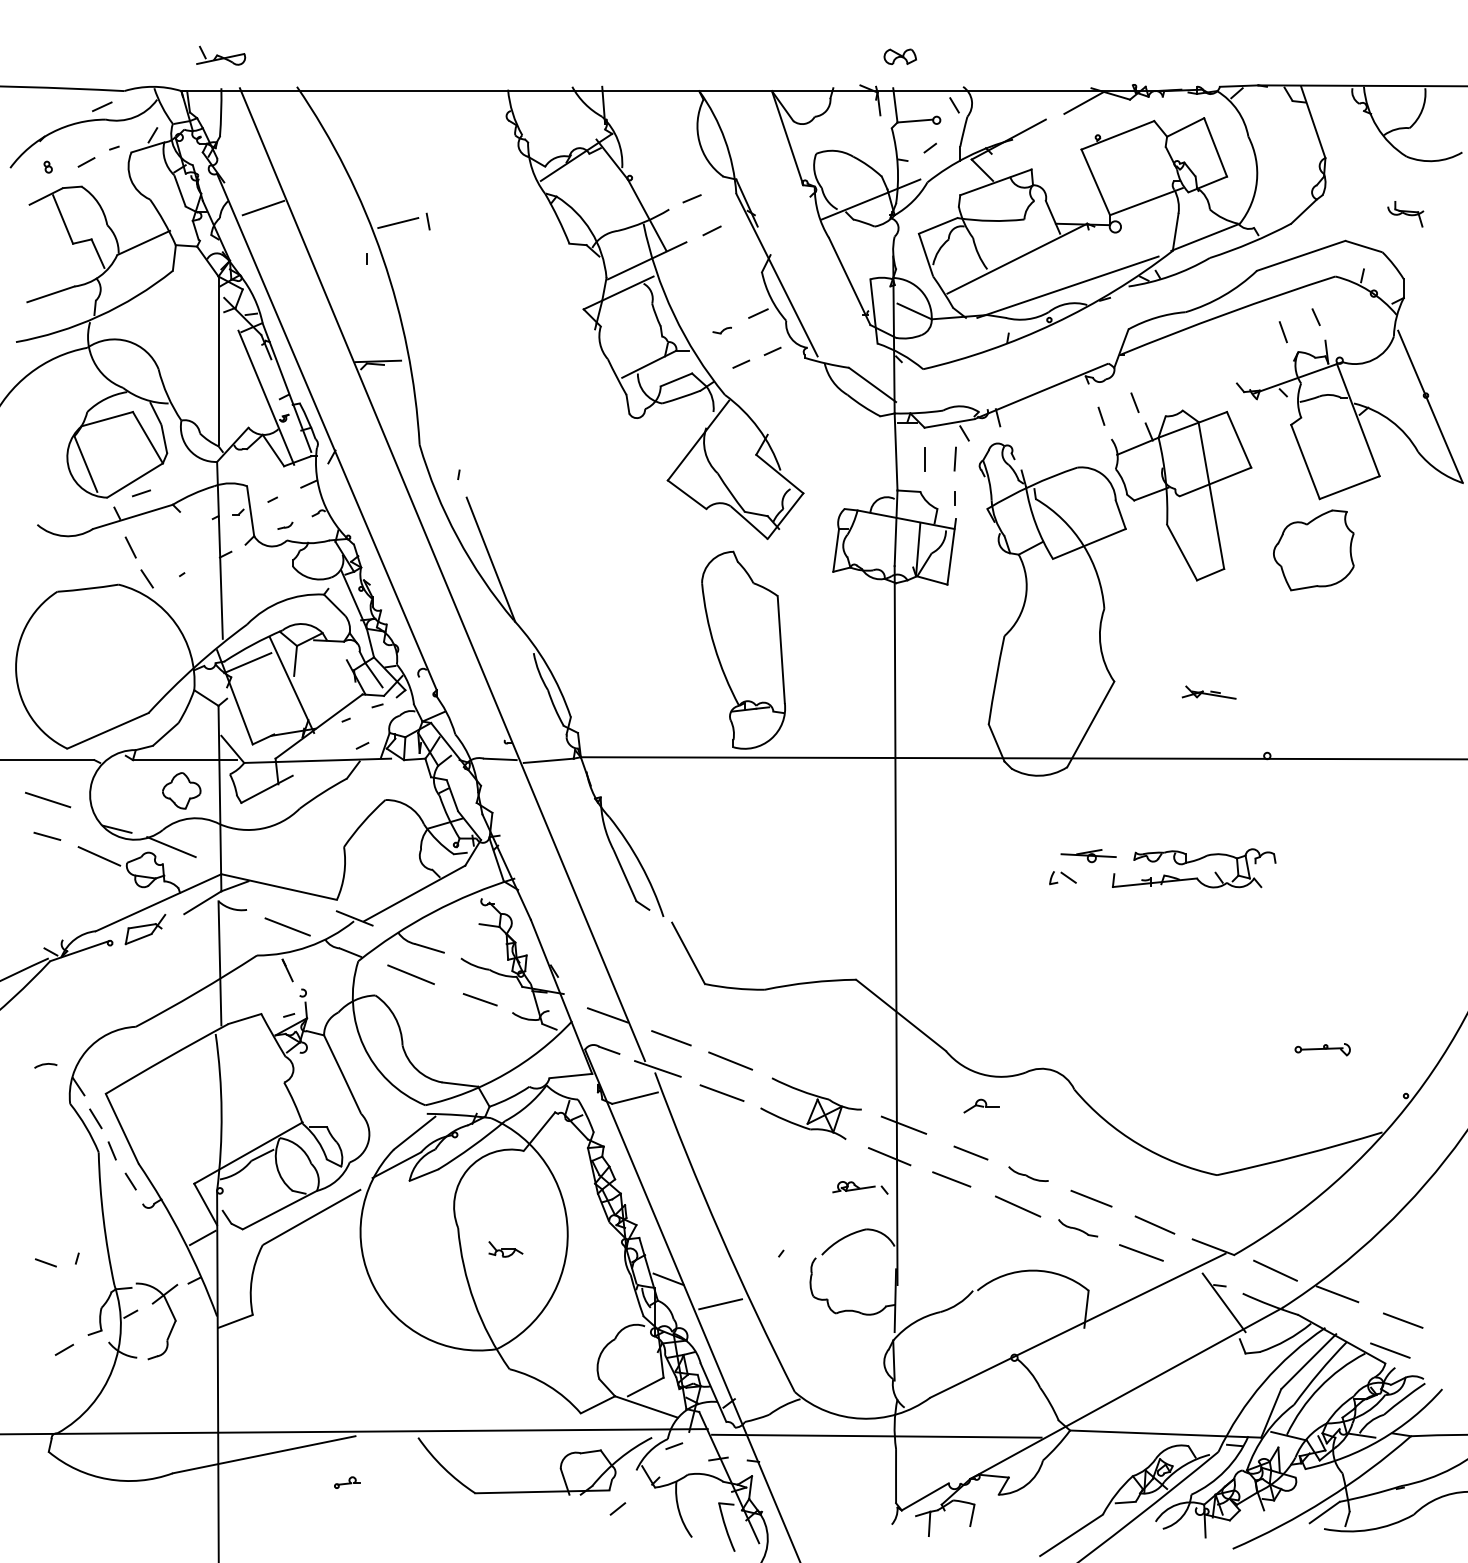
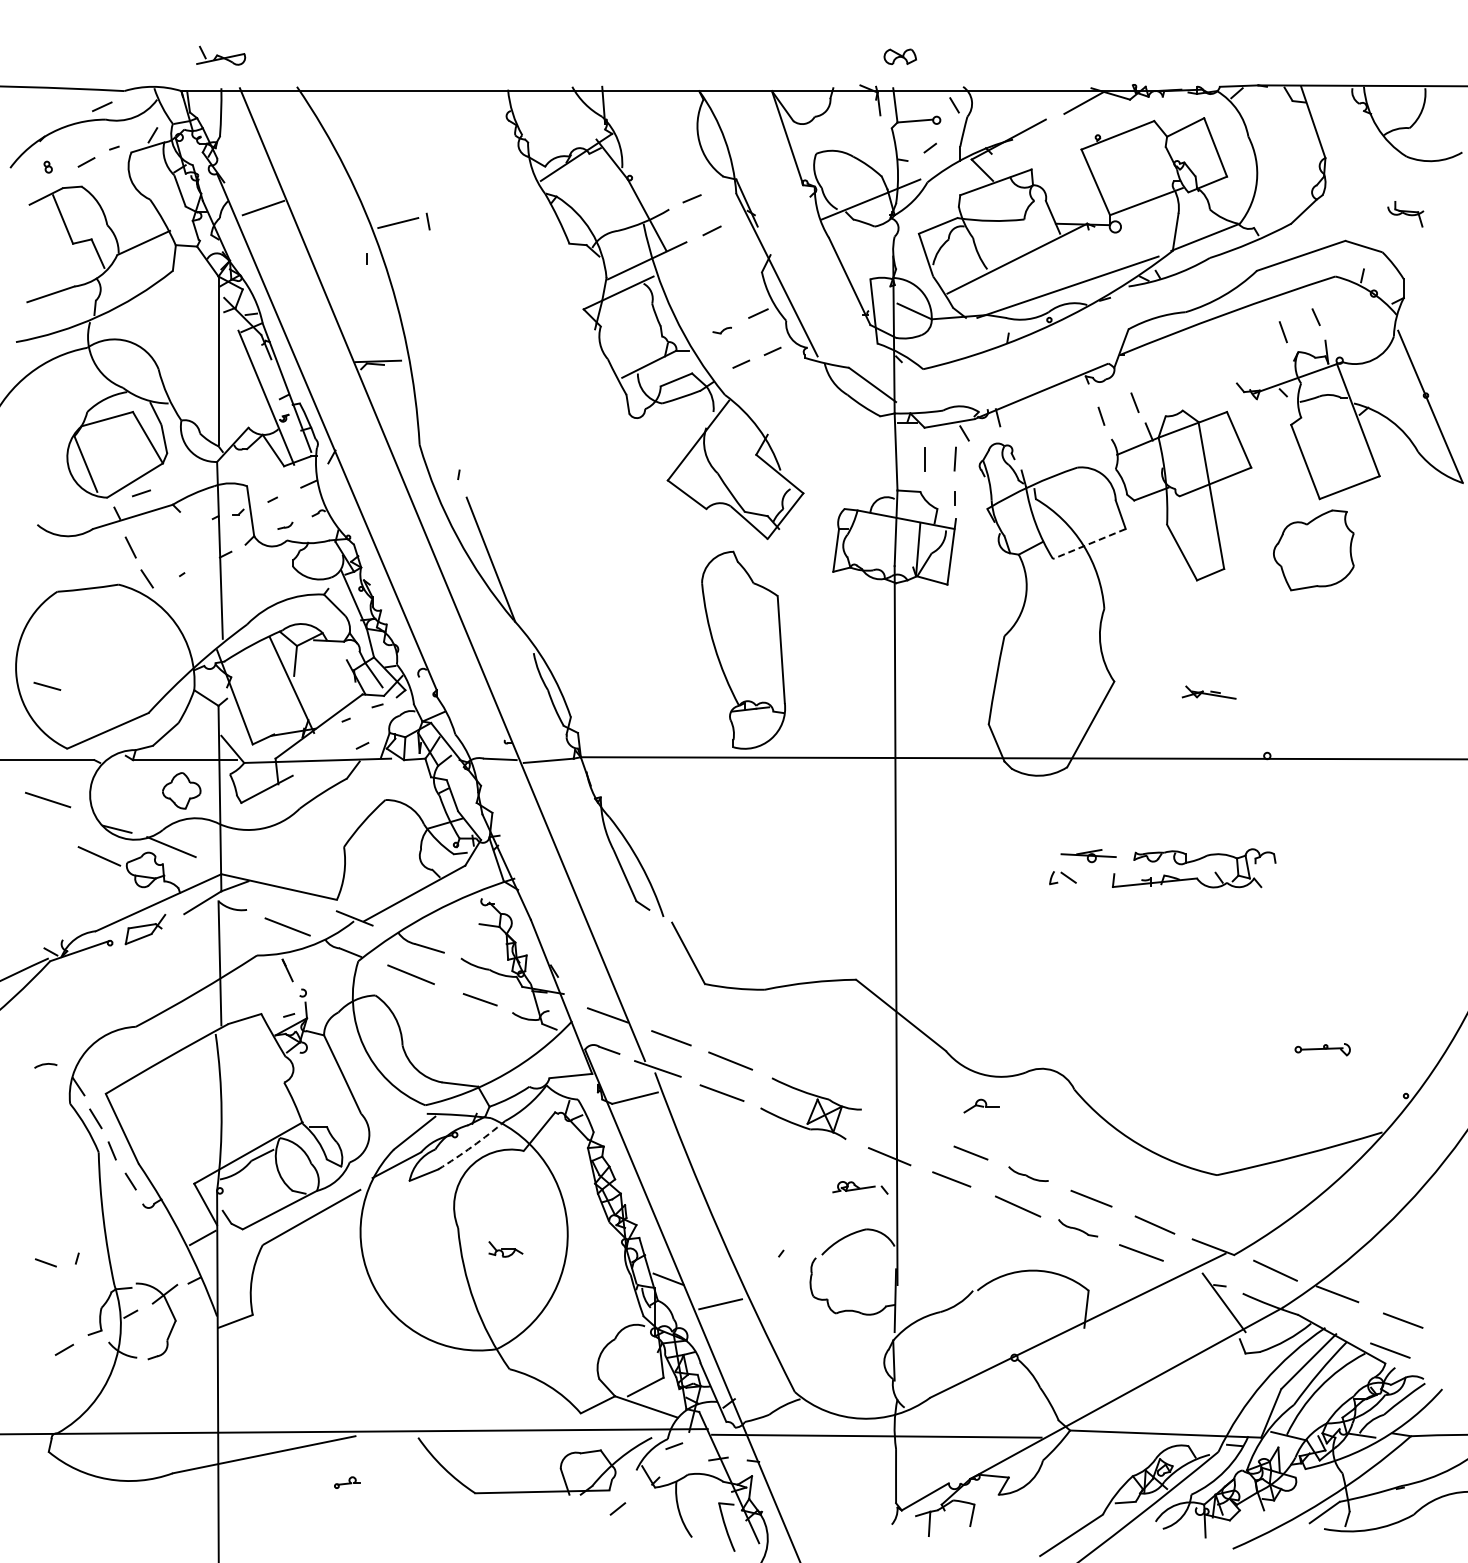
line: solid -> dashed (1088, 544)
line: present -> none (247, 663)
line position: (47, 835) -> (47, 685) (47, 685)
line: present -> none (903, 1124)
arc: solid -> dashed (472, 1146)
